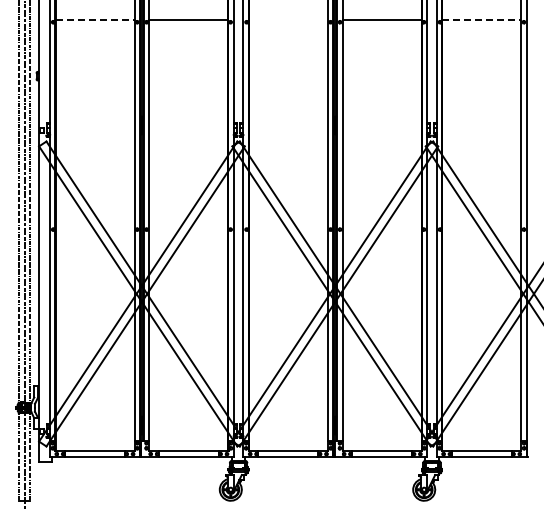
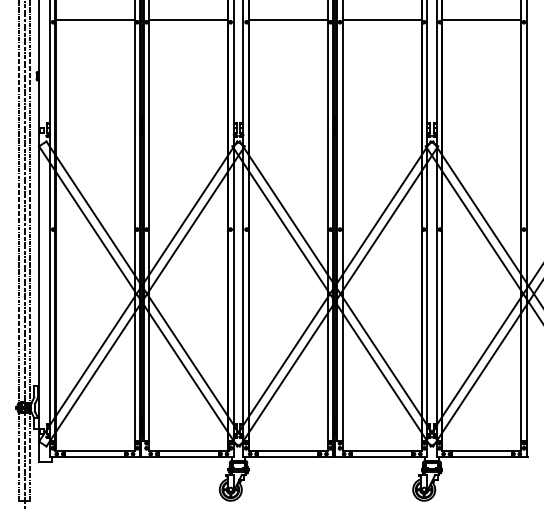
line: dashed -> solid (95, 20)
line: none -> present (288, 20)
line: dashed -> solid (481, 20)
